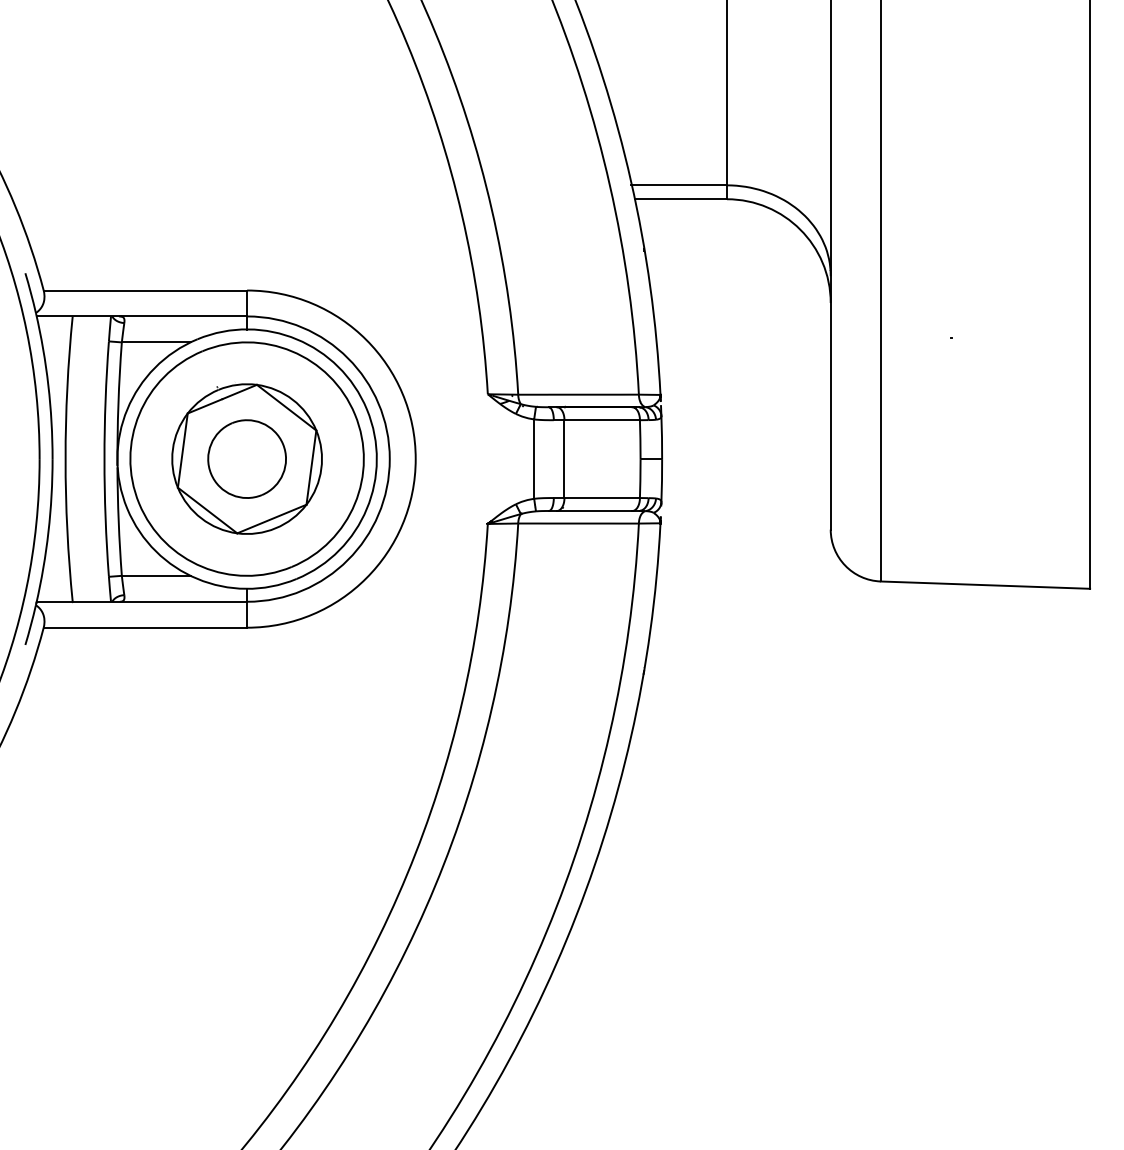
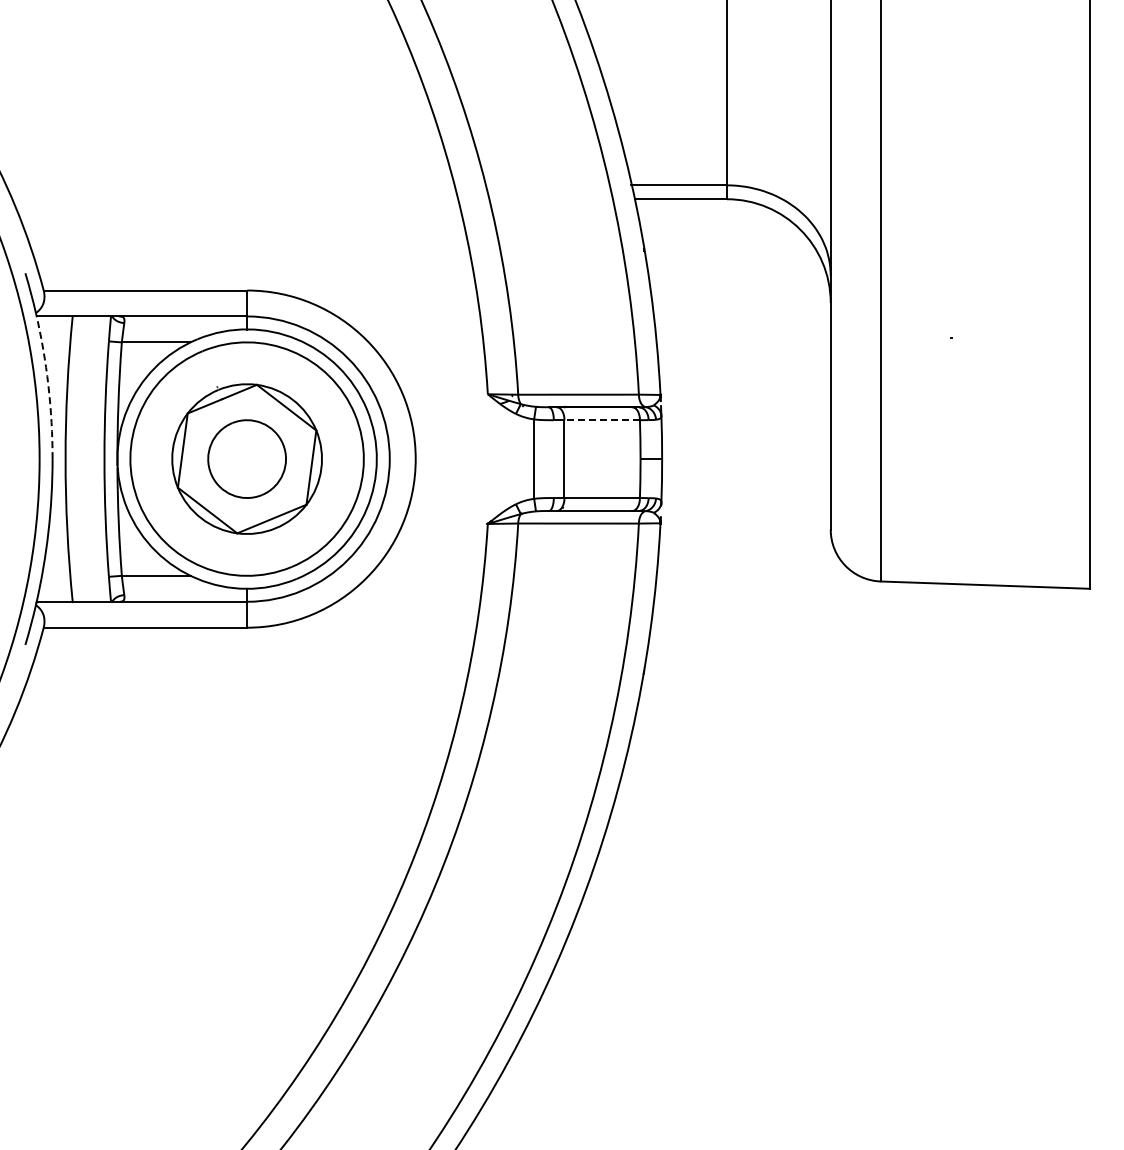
arc: solid -> dashed (48, 385)
line: solid -> dashed (602, 420)
